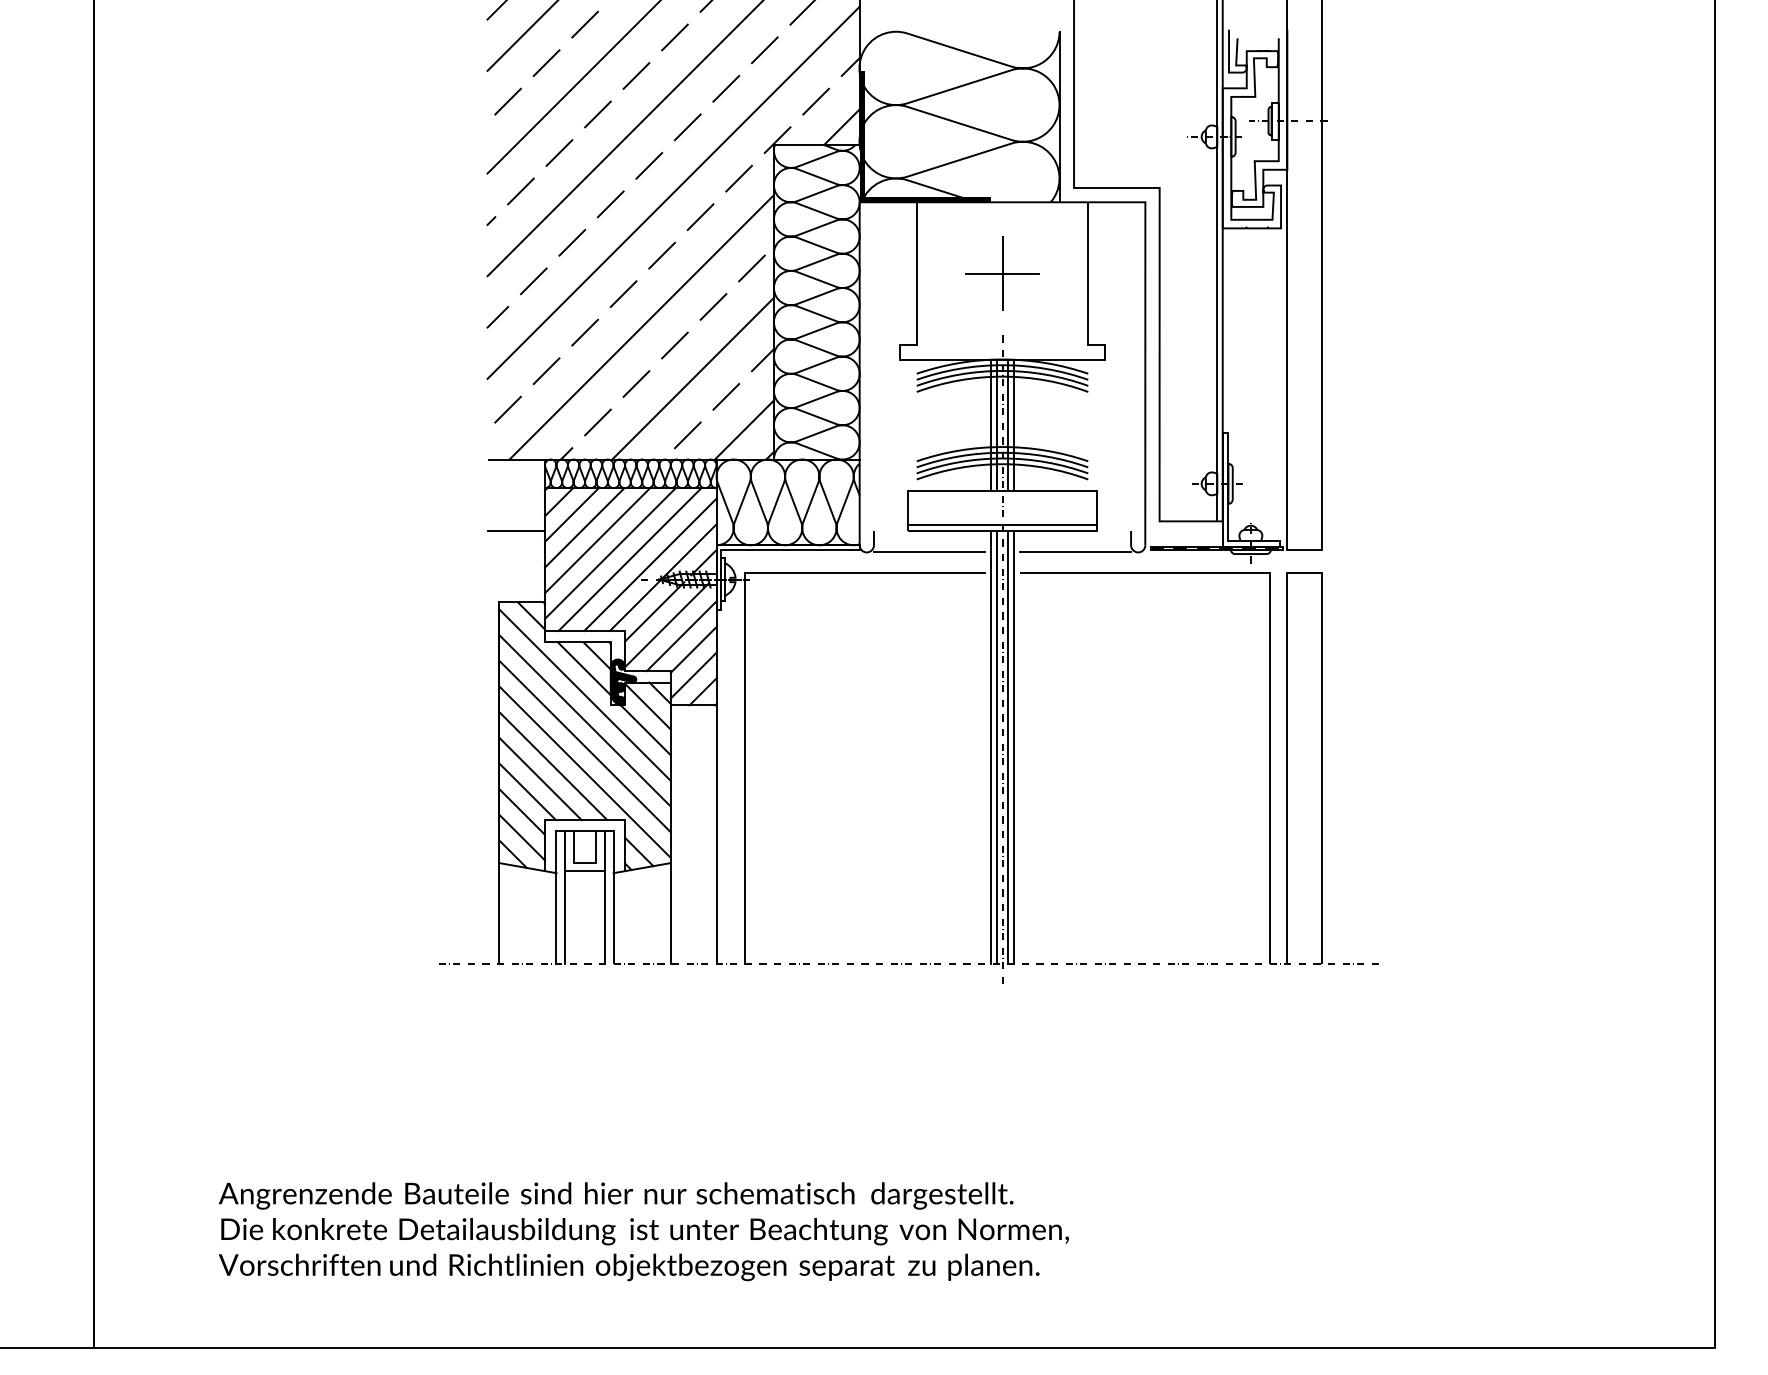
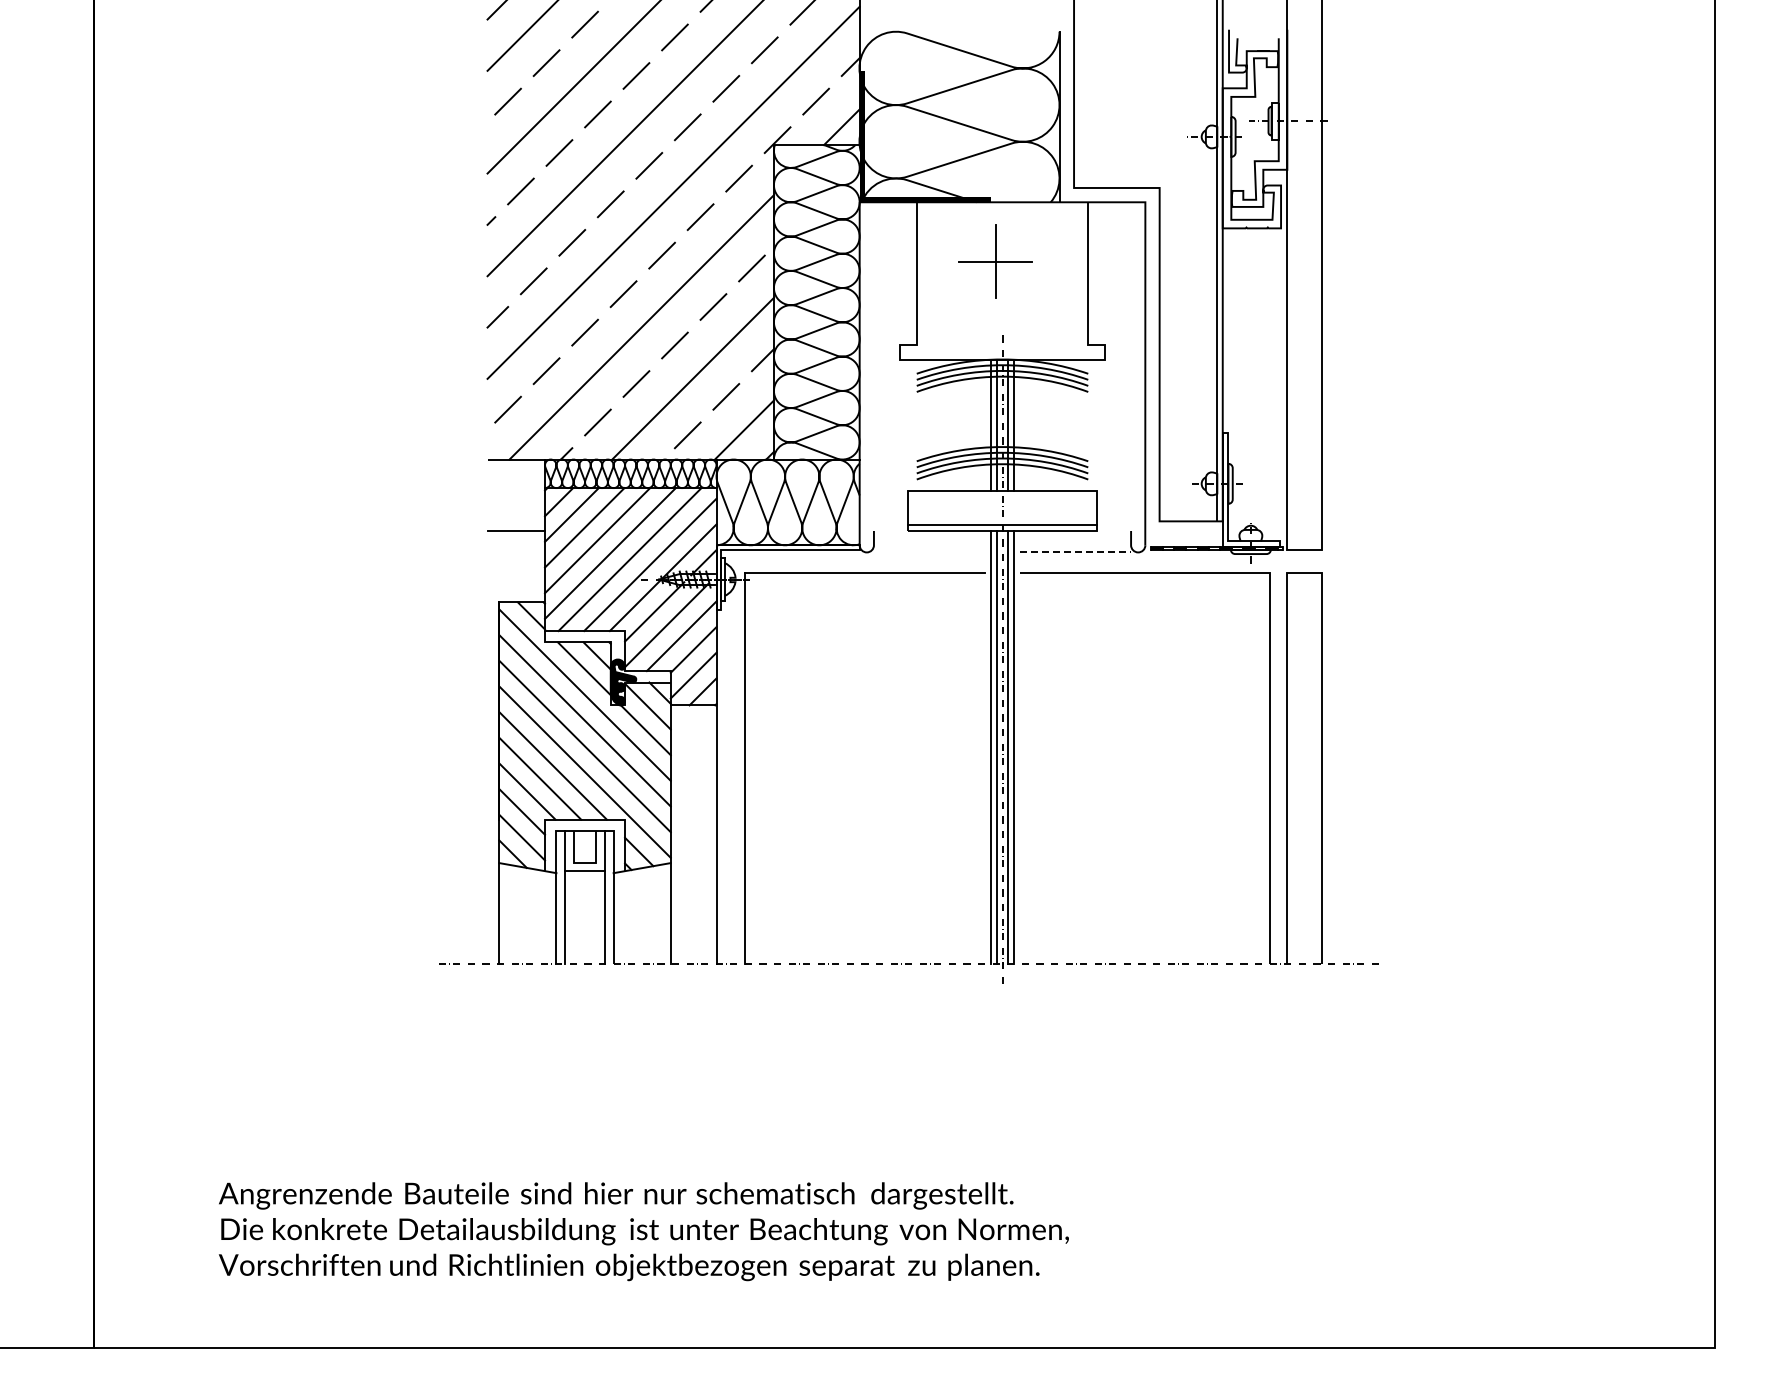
part position: (1002, 273) -> (995, 261) (995, 261)
line: present -> none (929, 552)
line: solid -> dashed (1075, 552)
